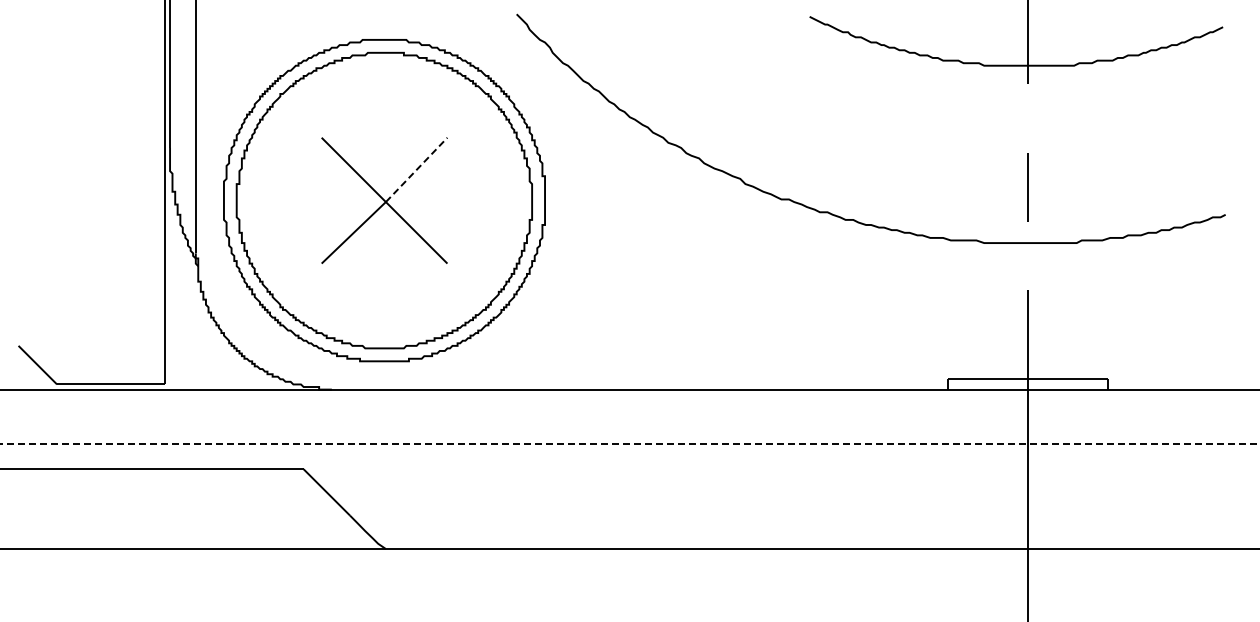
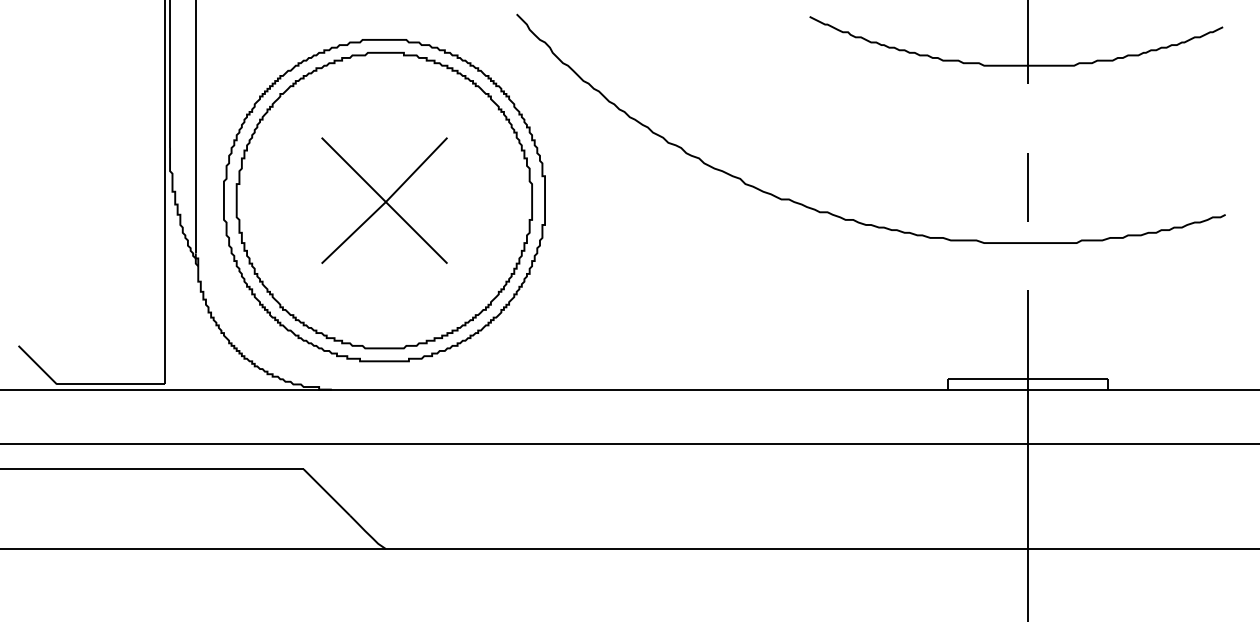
line: dashed -> solid (417, 169)
line: dashed -> solid (630, 443)
